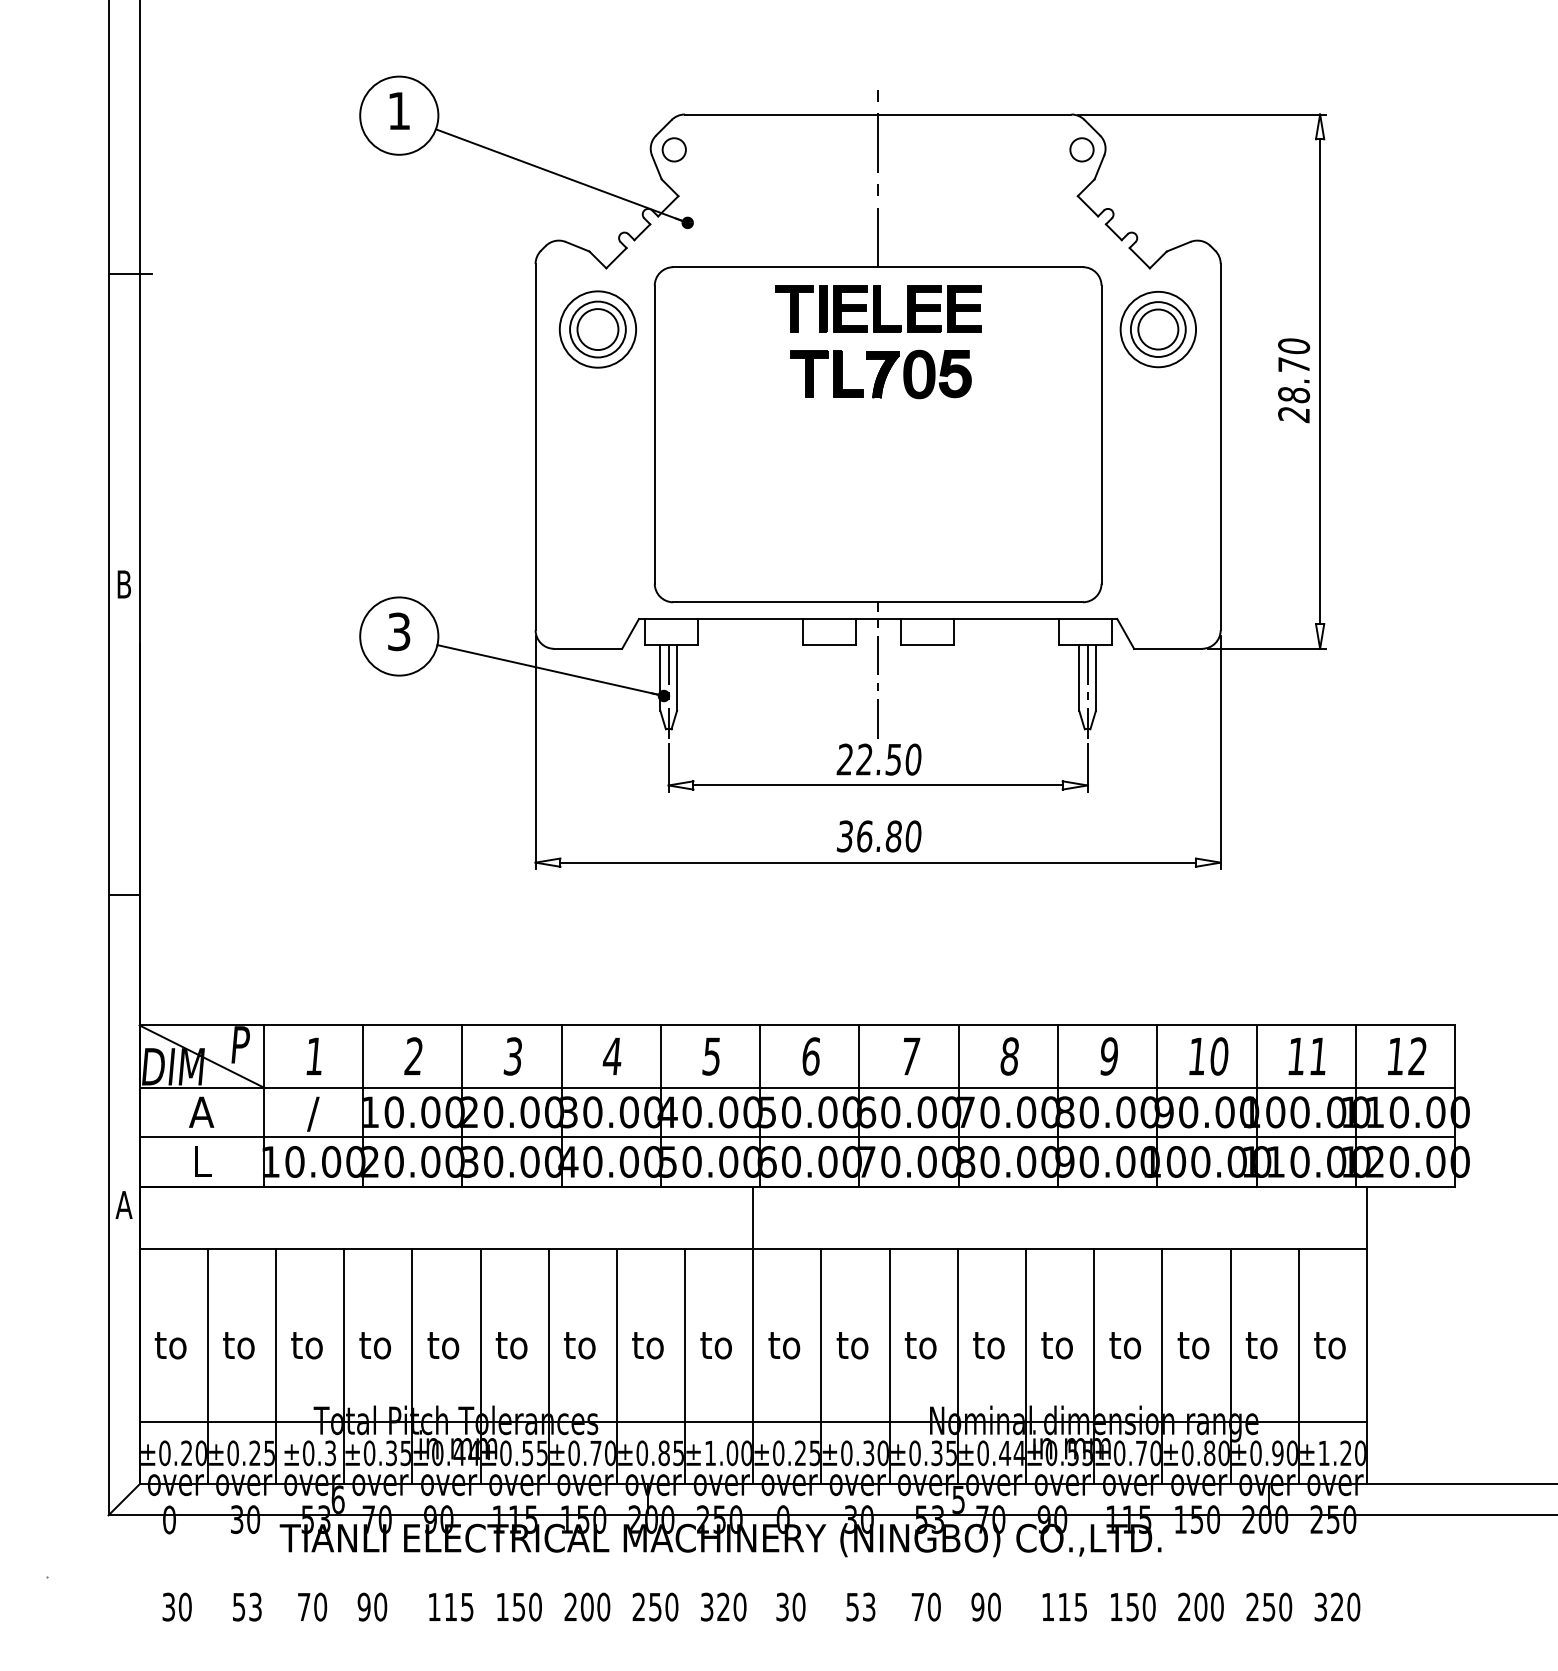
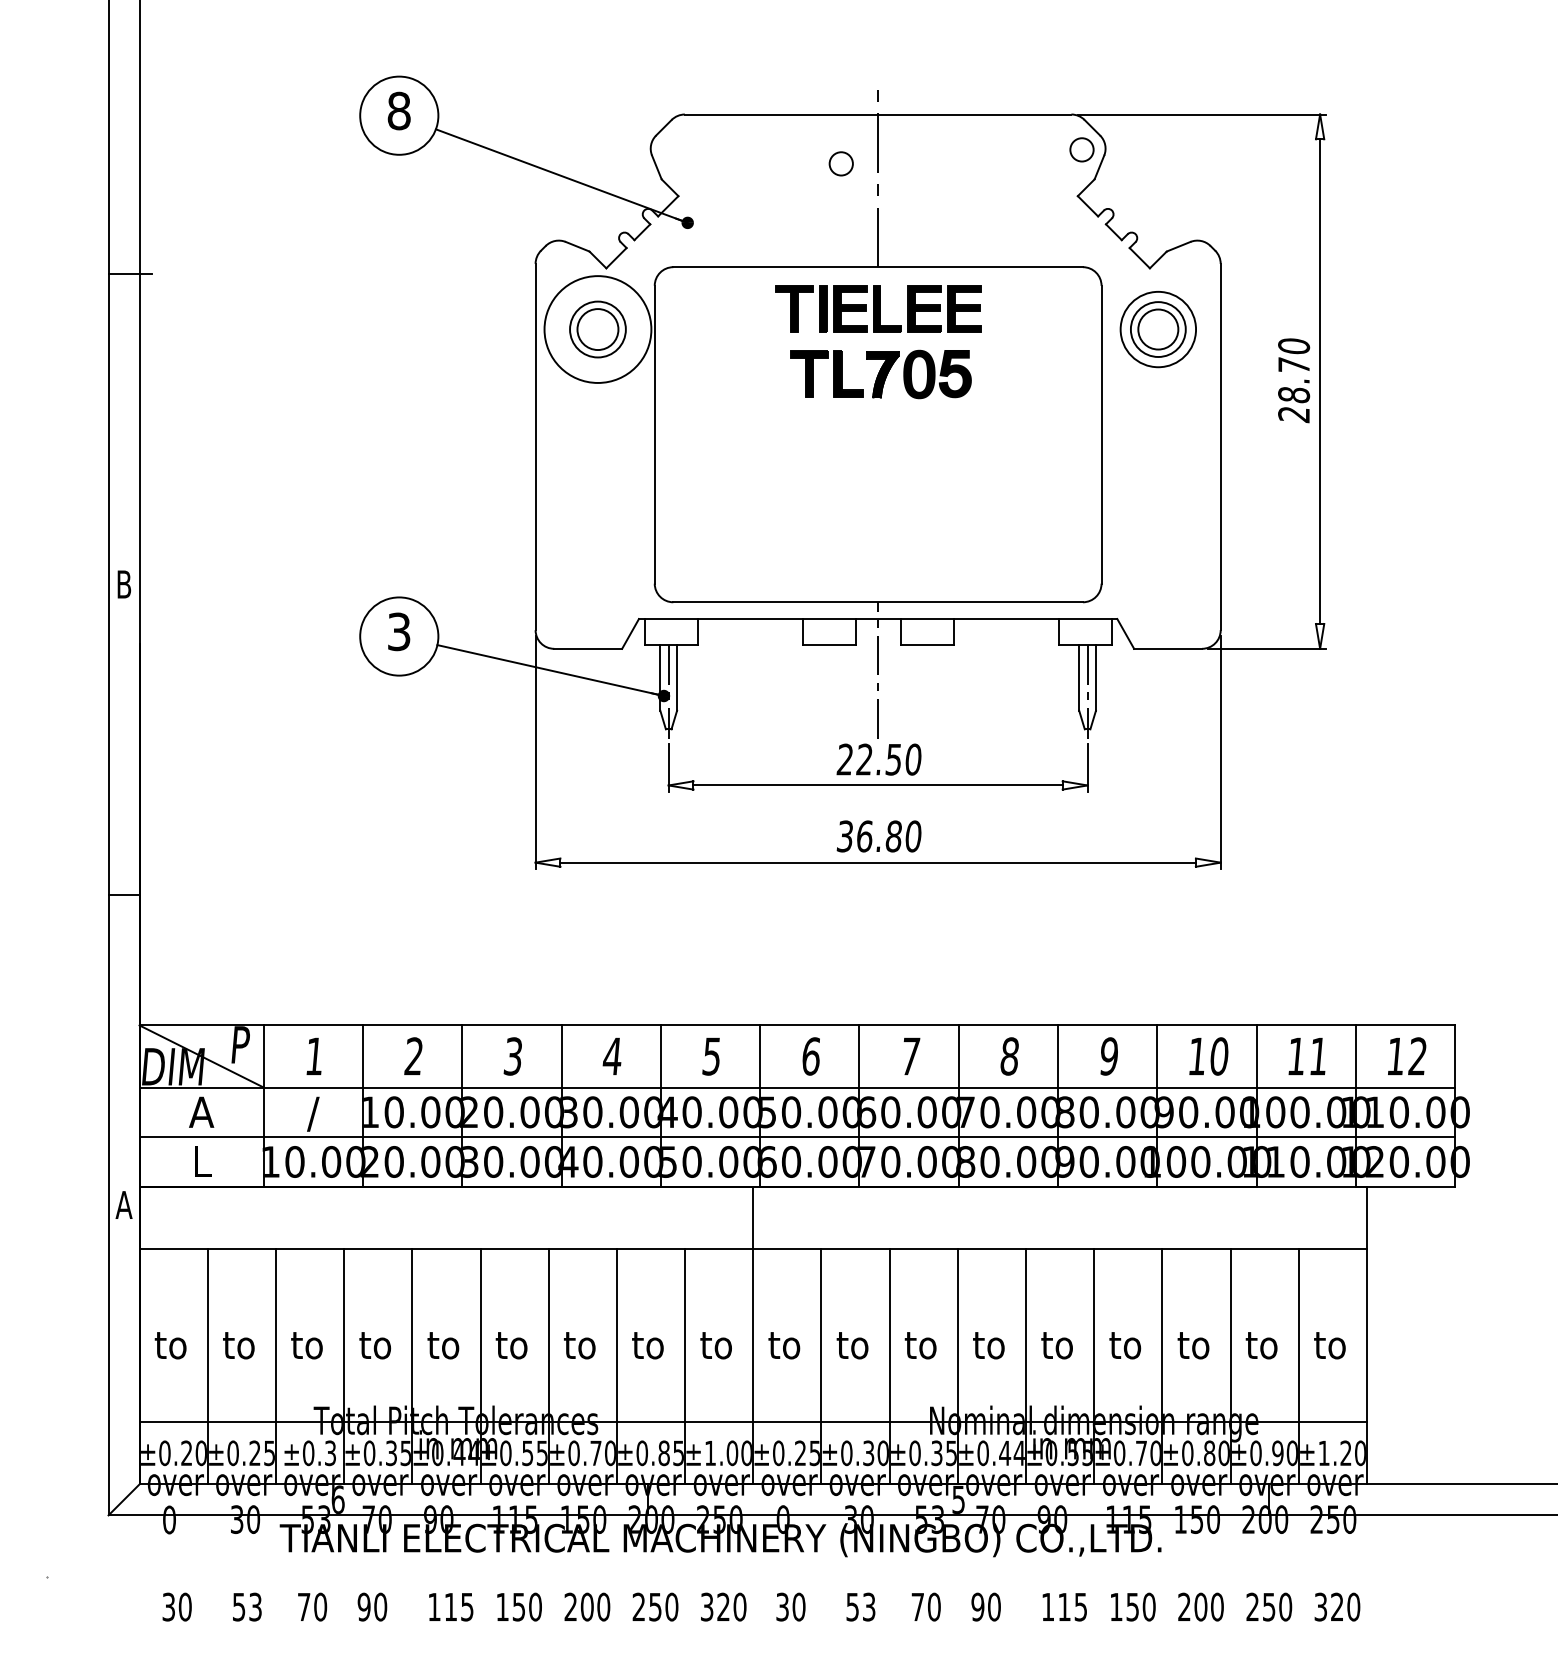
text: 1 -> 8 (398, 110)
circle position: (673, 149) -> (840, 163) (840, 163)
circle diameter: 76 px -> 107 px (597, 329)
